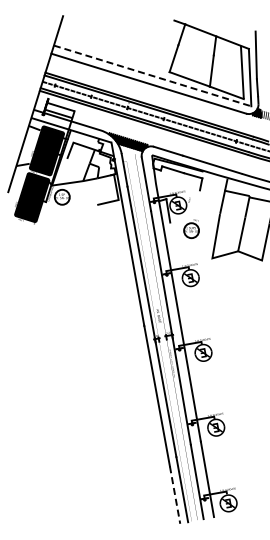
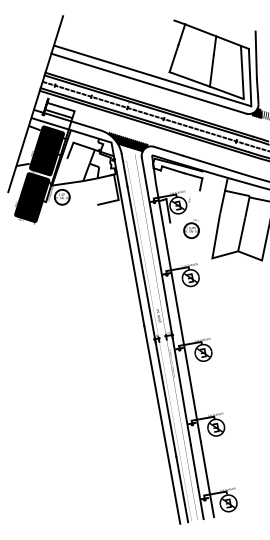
line: dashed -> solid (153, 76)
line: dashed -> solid (175, 495)
